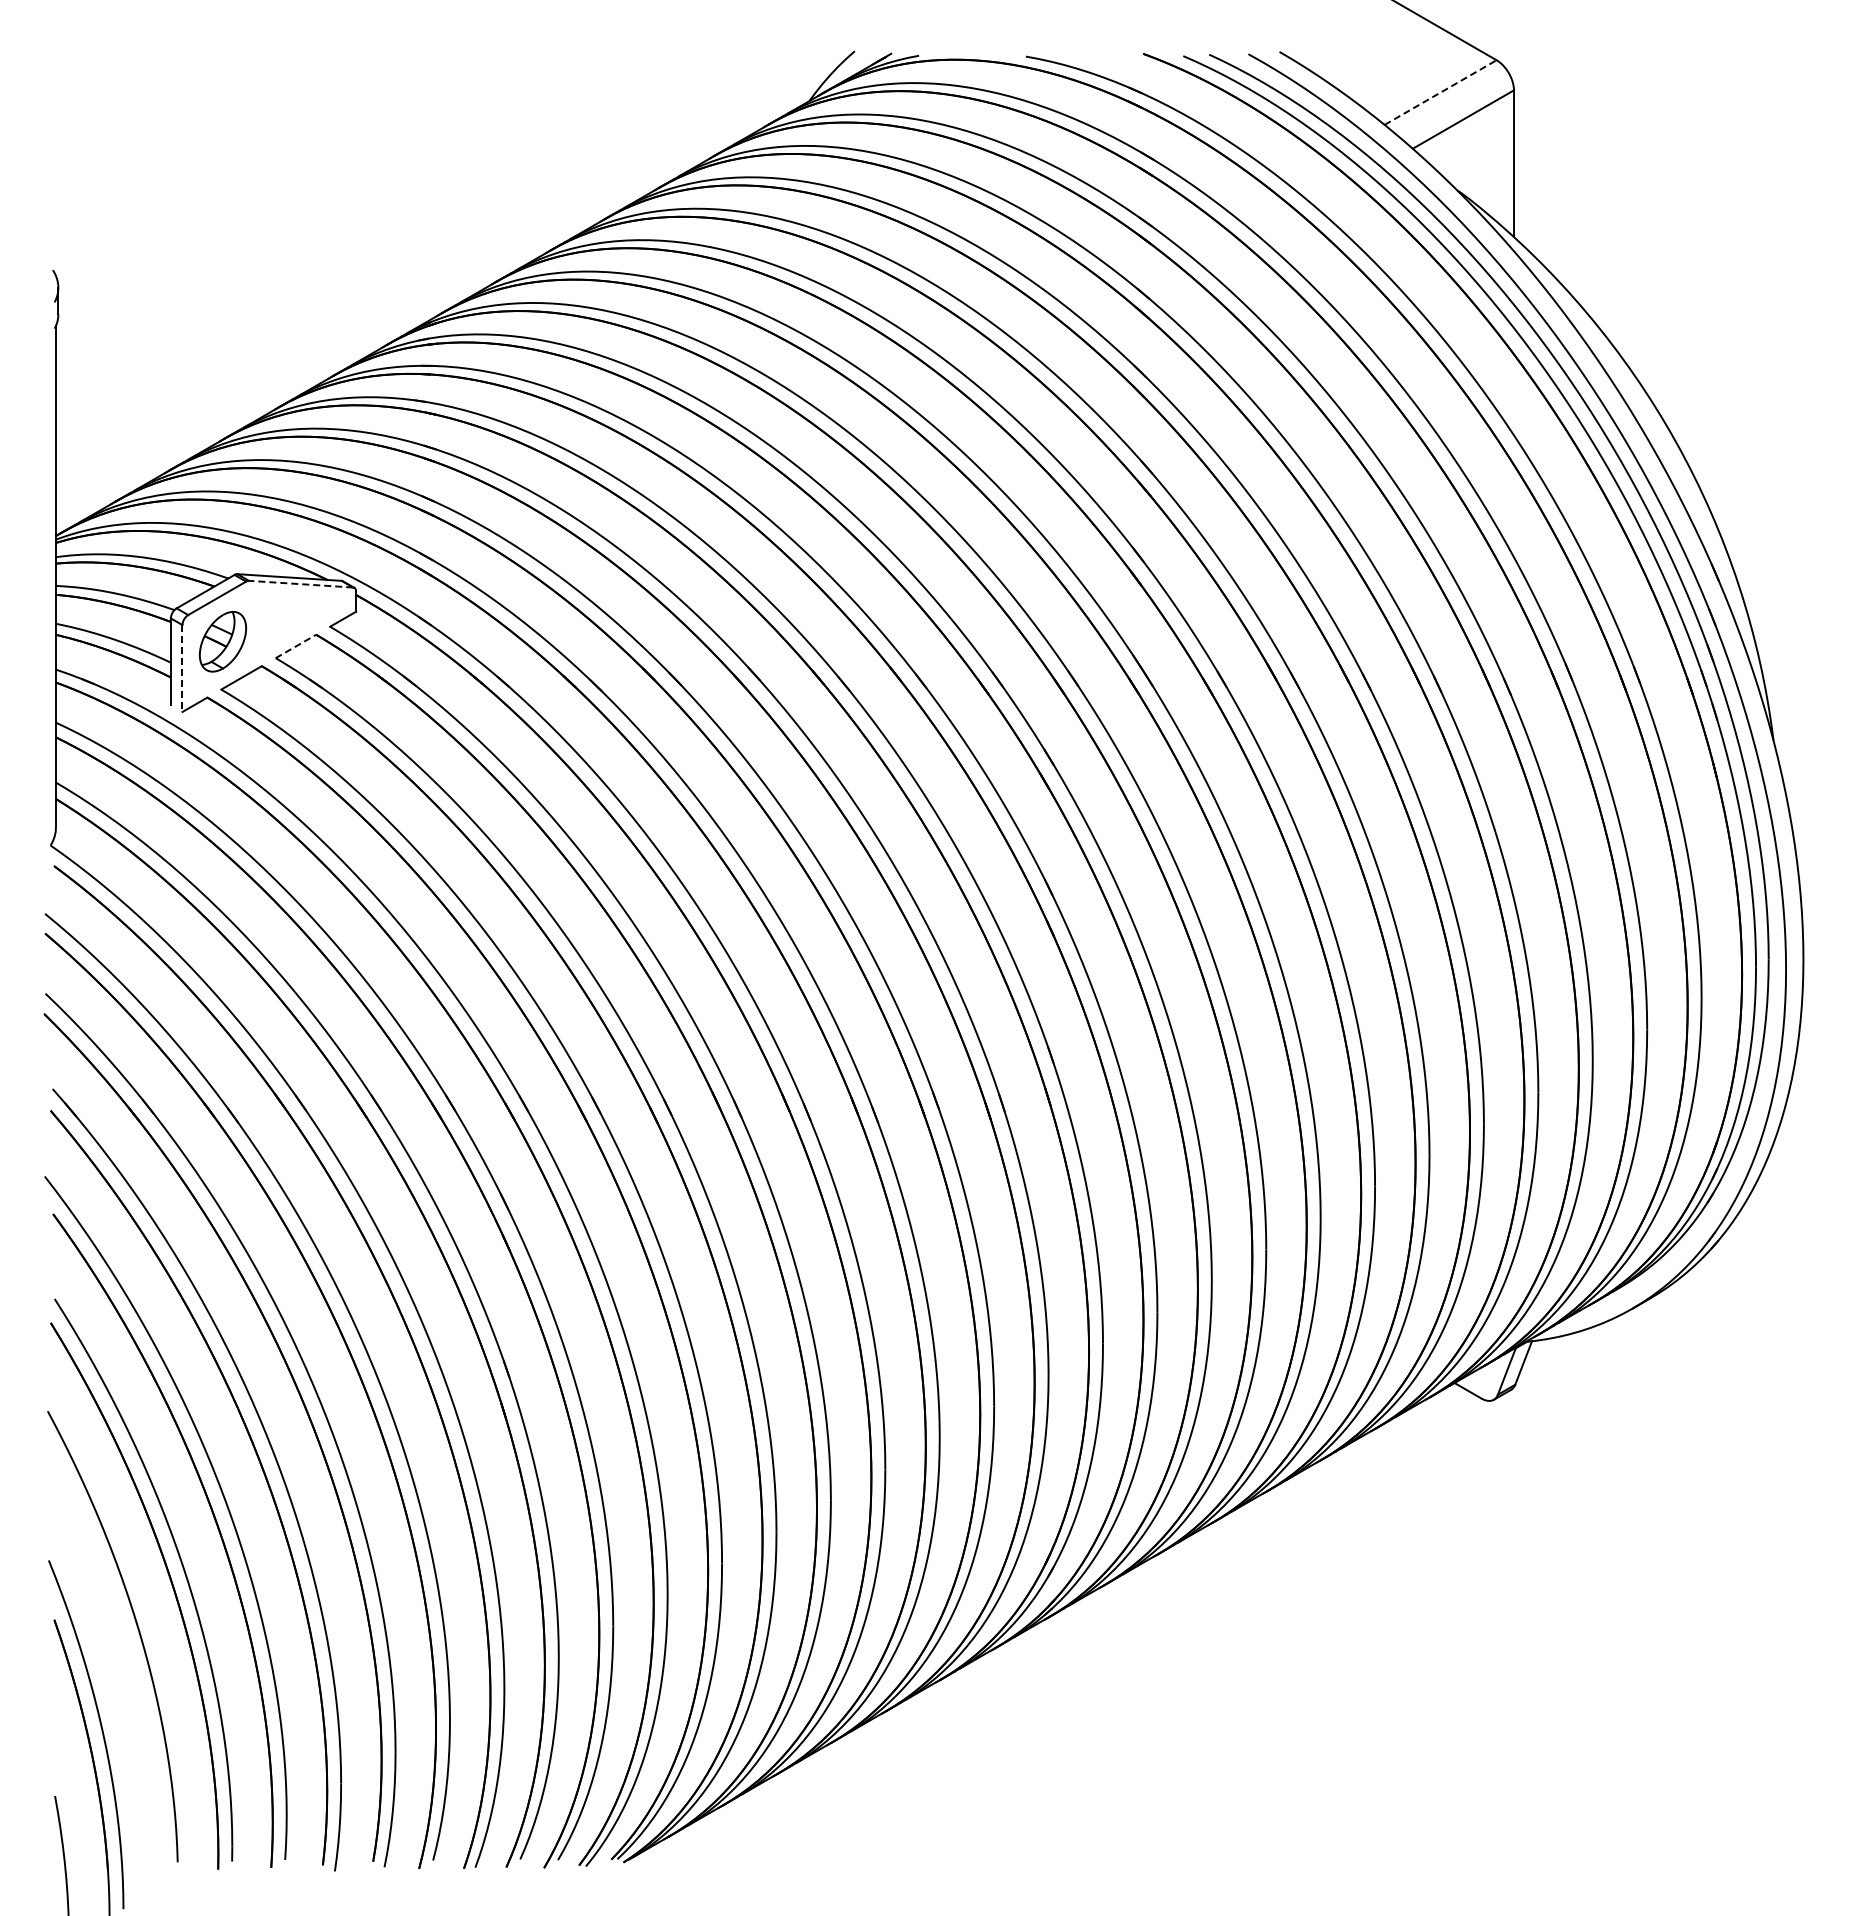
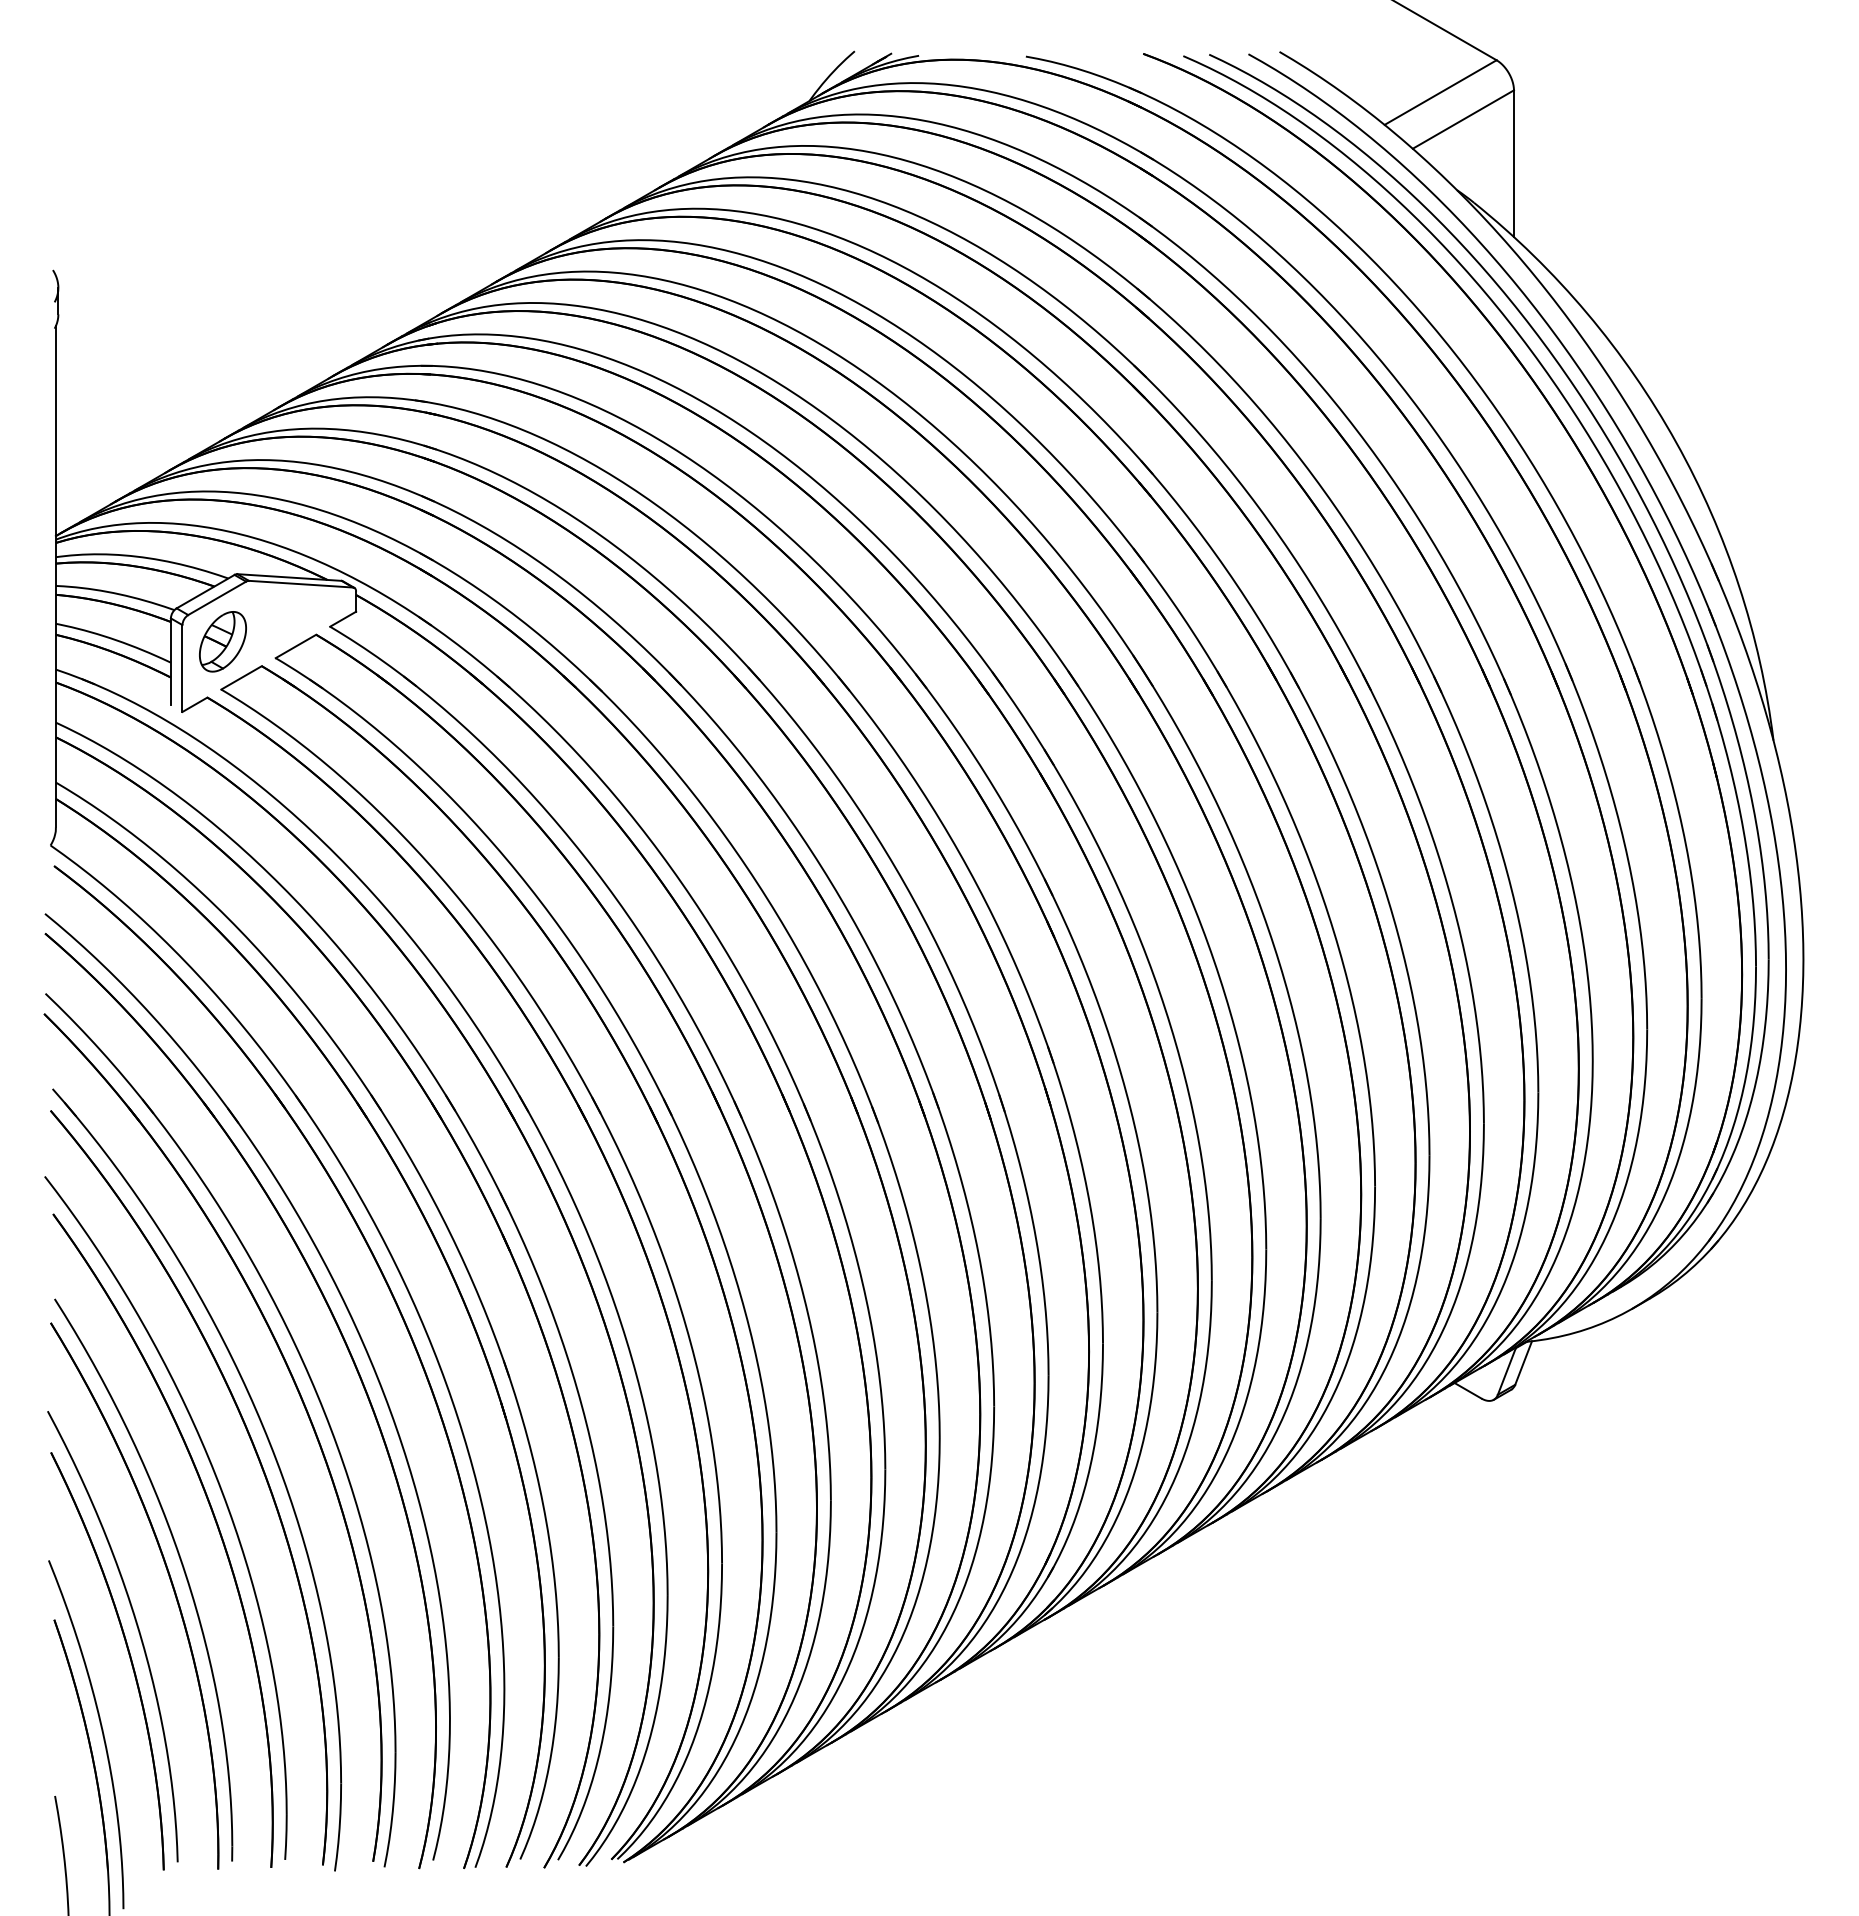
line: dashed -> solid (1440, 92)
line: dashed -> solid (300, 584)
line: dashed -> solid (296, 646)
line: dashed -> solid (182, 669)
part: none -> present (128, 1654)
